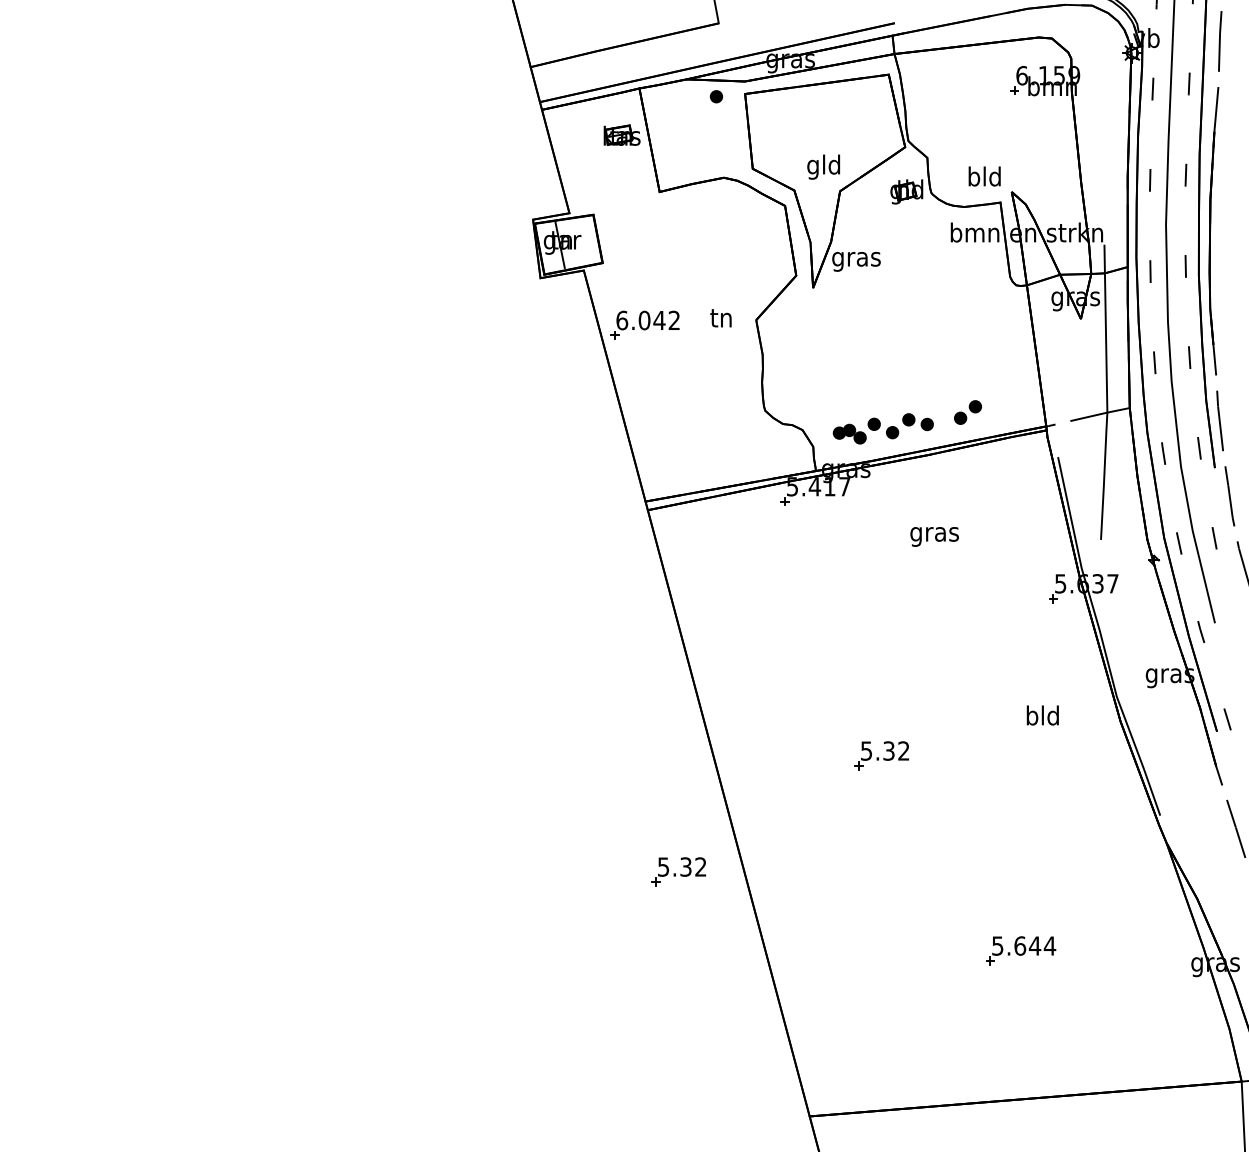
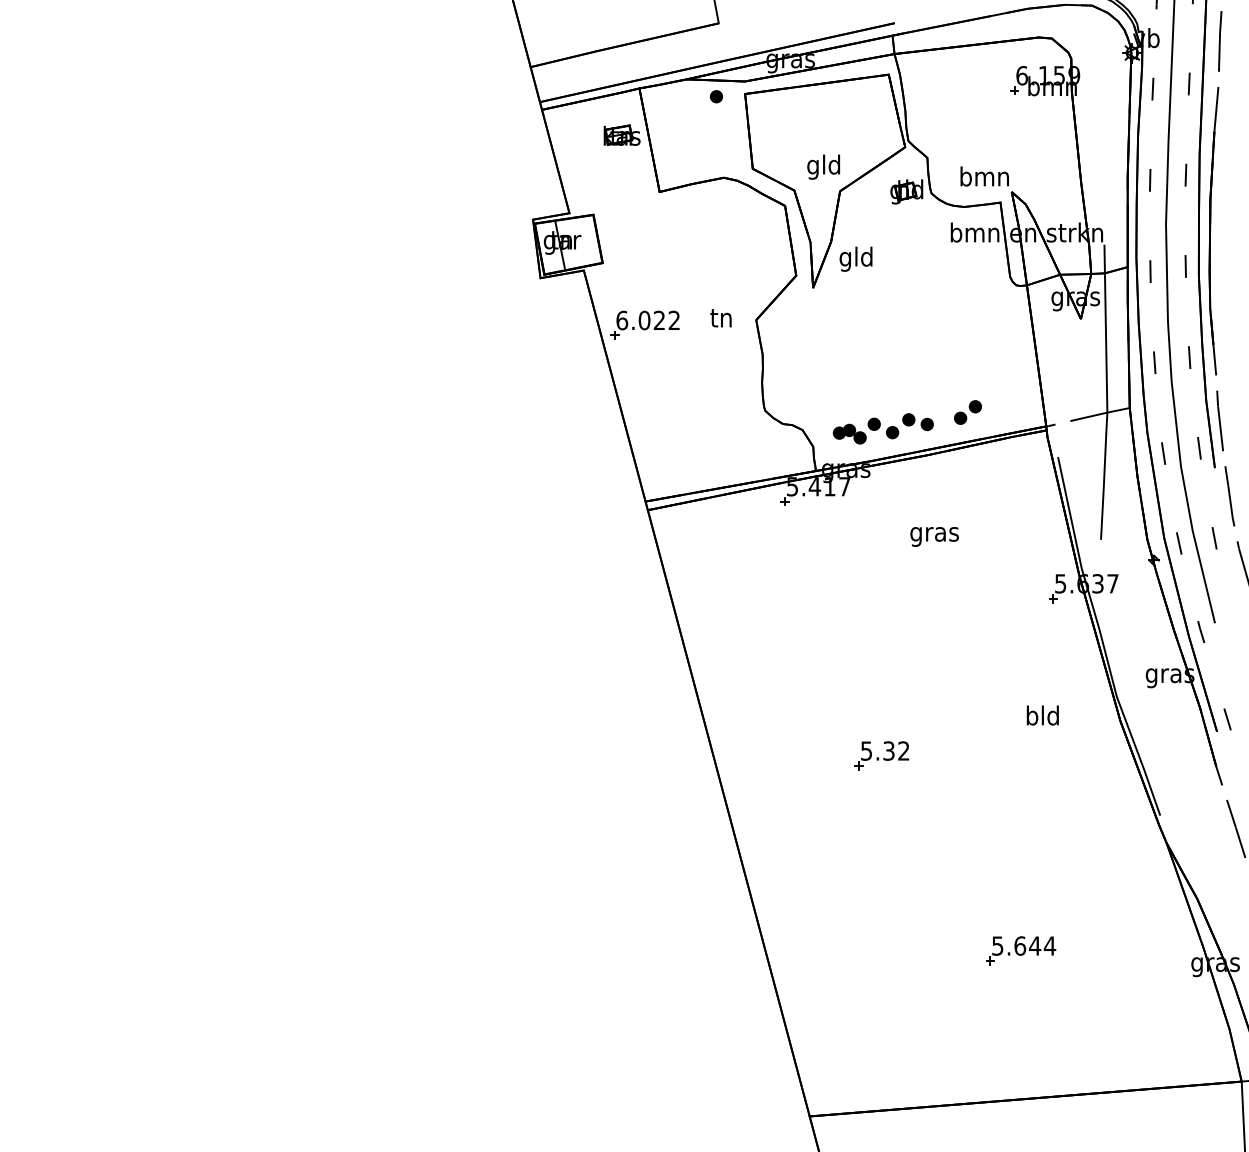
text: bld -> bmn (984, 176)
text: gras -> gld (856, 258)
text: 6.042 -> 6.022 (659, 319)
part: present -> none (678, 871)
